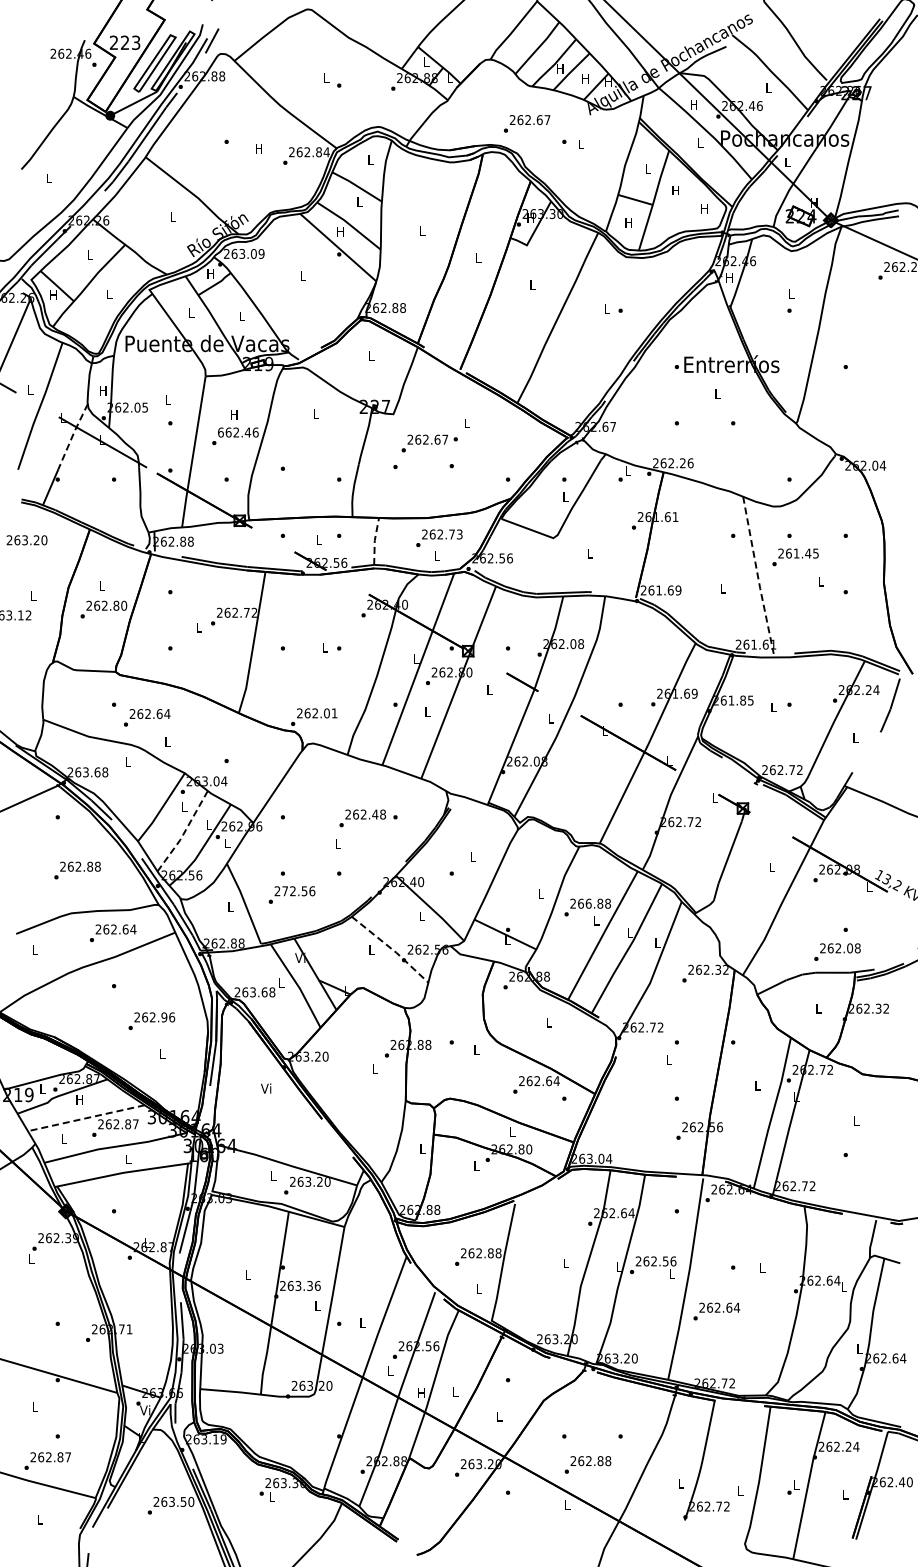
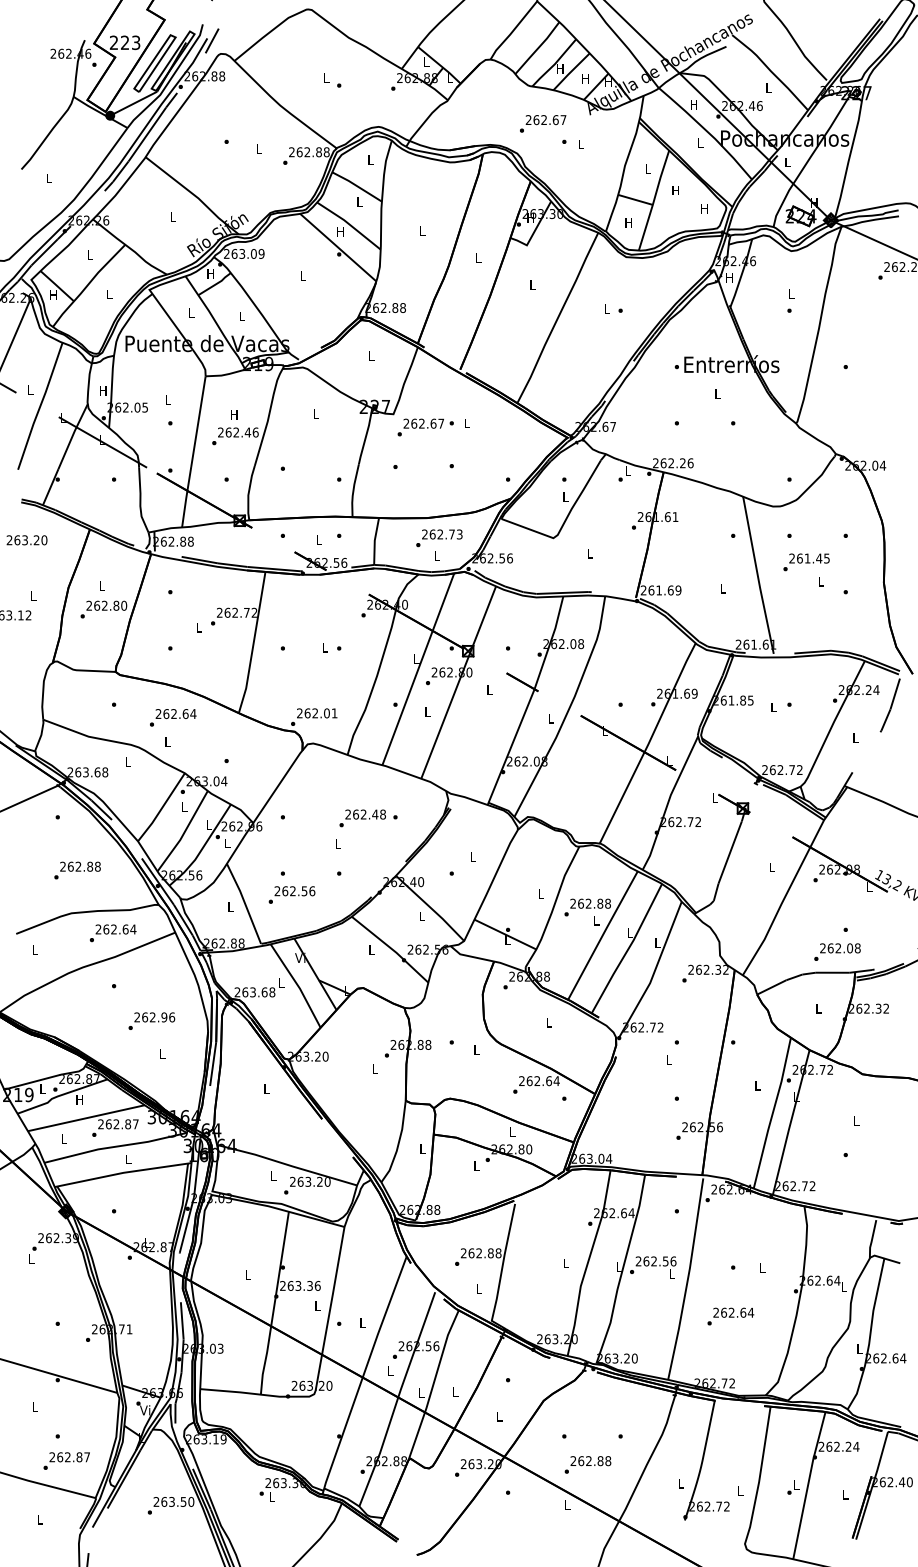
text position: (527, 123) -> (543, 123) (543, 123)
text: H -> L (258, 148)
text: 262.84 -> 262.88 (326, 152)
text: 662.46 -> 262.46 (220, 432)
line: dashed -> solid (72, 436)
text position: (429, 443) -> (425, 427) (425, 427)
line: dashed -> solid (374, 540)
text position: (795, 557) -> (806, 562) (806, 562)
line: dashed -> solid (757, 575)
text position: (147, 717) -> (173, 717) (173, 717)
line: dashed -> solid (184, 832)
text: 272.56 -> 262.56 (285, 891)
text: 266.88 -> 262.88 (588, 903)
line: dashed -> solid (391, 949)
text: Vi -> L (266, 1088)
line: dashed -> solid (86, 1118)
text position: (716, 1311) -> (730, 1316) (730, 1316)
text: H -> L (421, 1392)
text position: (47, 1460) -> (66, 1460) (66, 1460)
